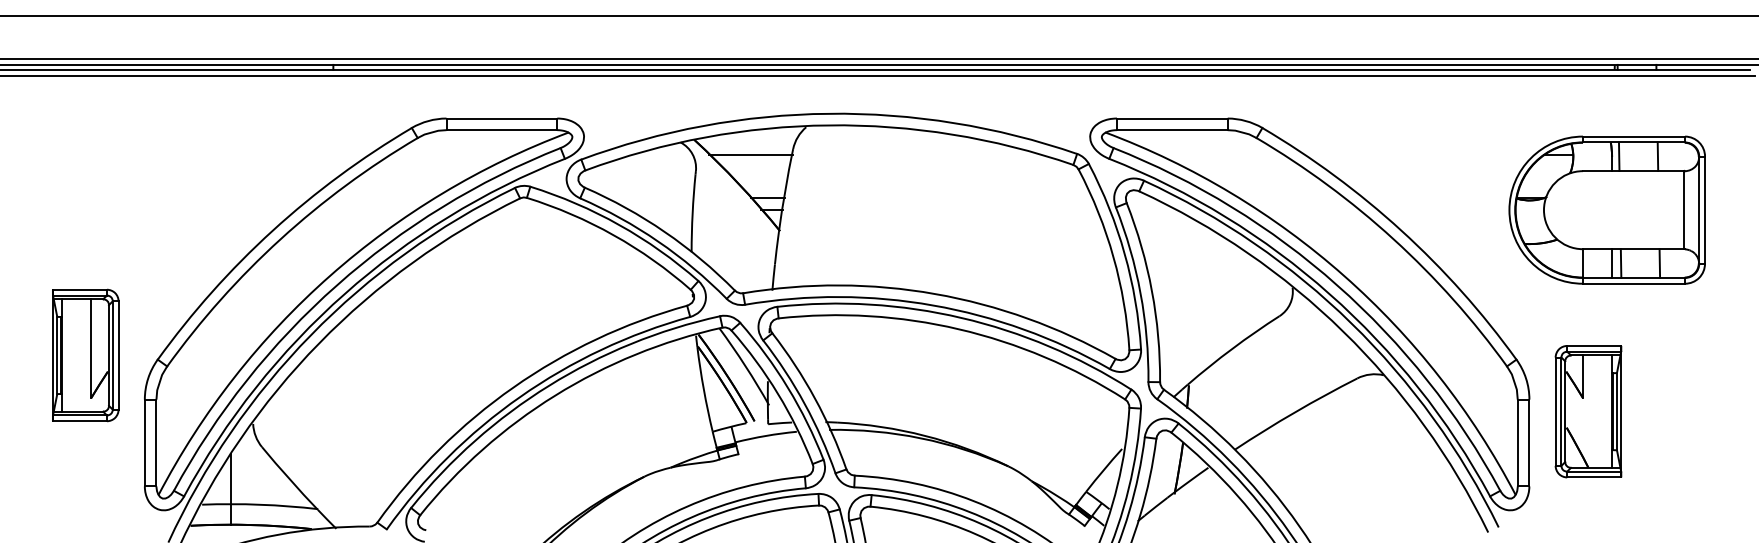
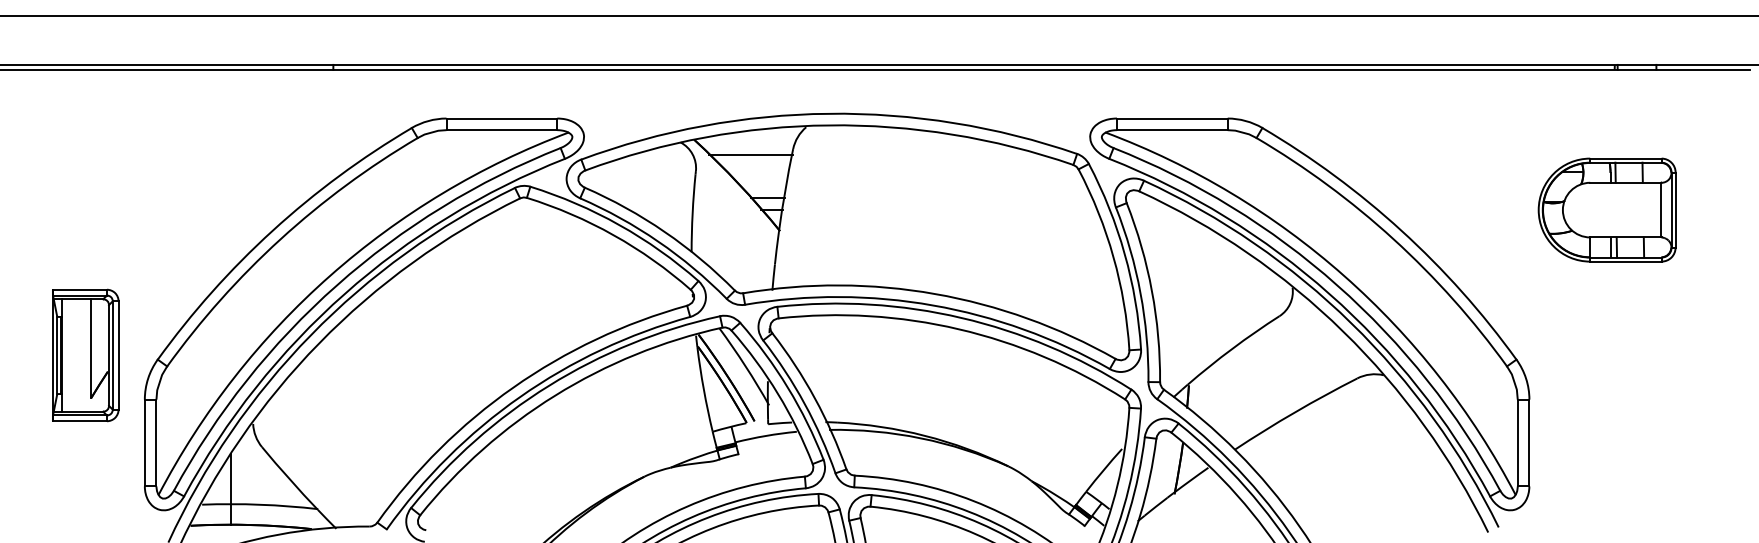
line: present -> none (878, 59)
line: present -> none (878, 75)
part size: 198x150 px -> 140x106 px (1606, 209)
part: present -> none (1588, 411)
